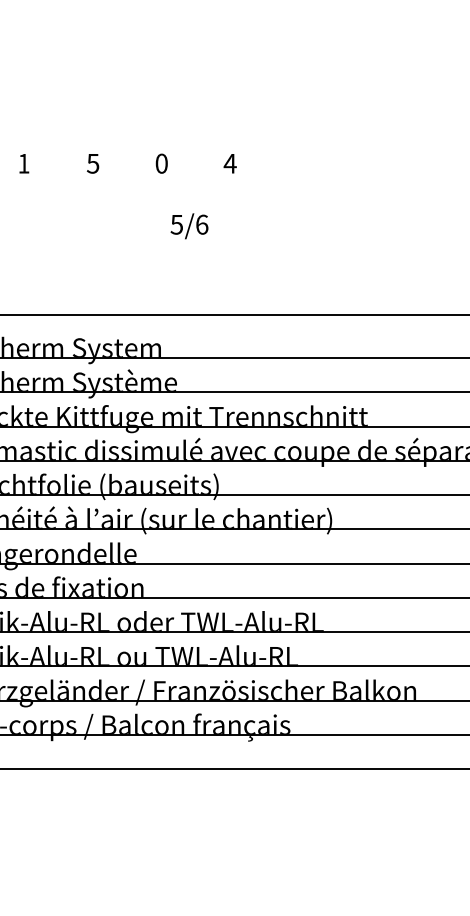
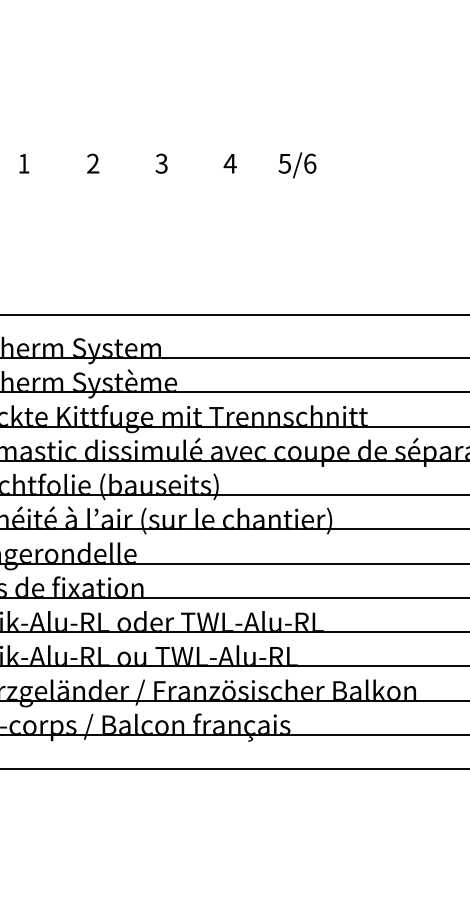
text: 5 -> 2 (92, 163)
text: 0 -> 3 (161, 163)
text position: (189, 226) -> (297, 165) (297, 165)
